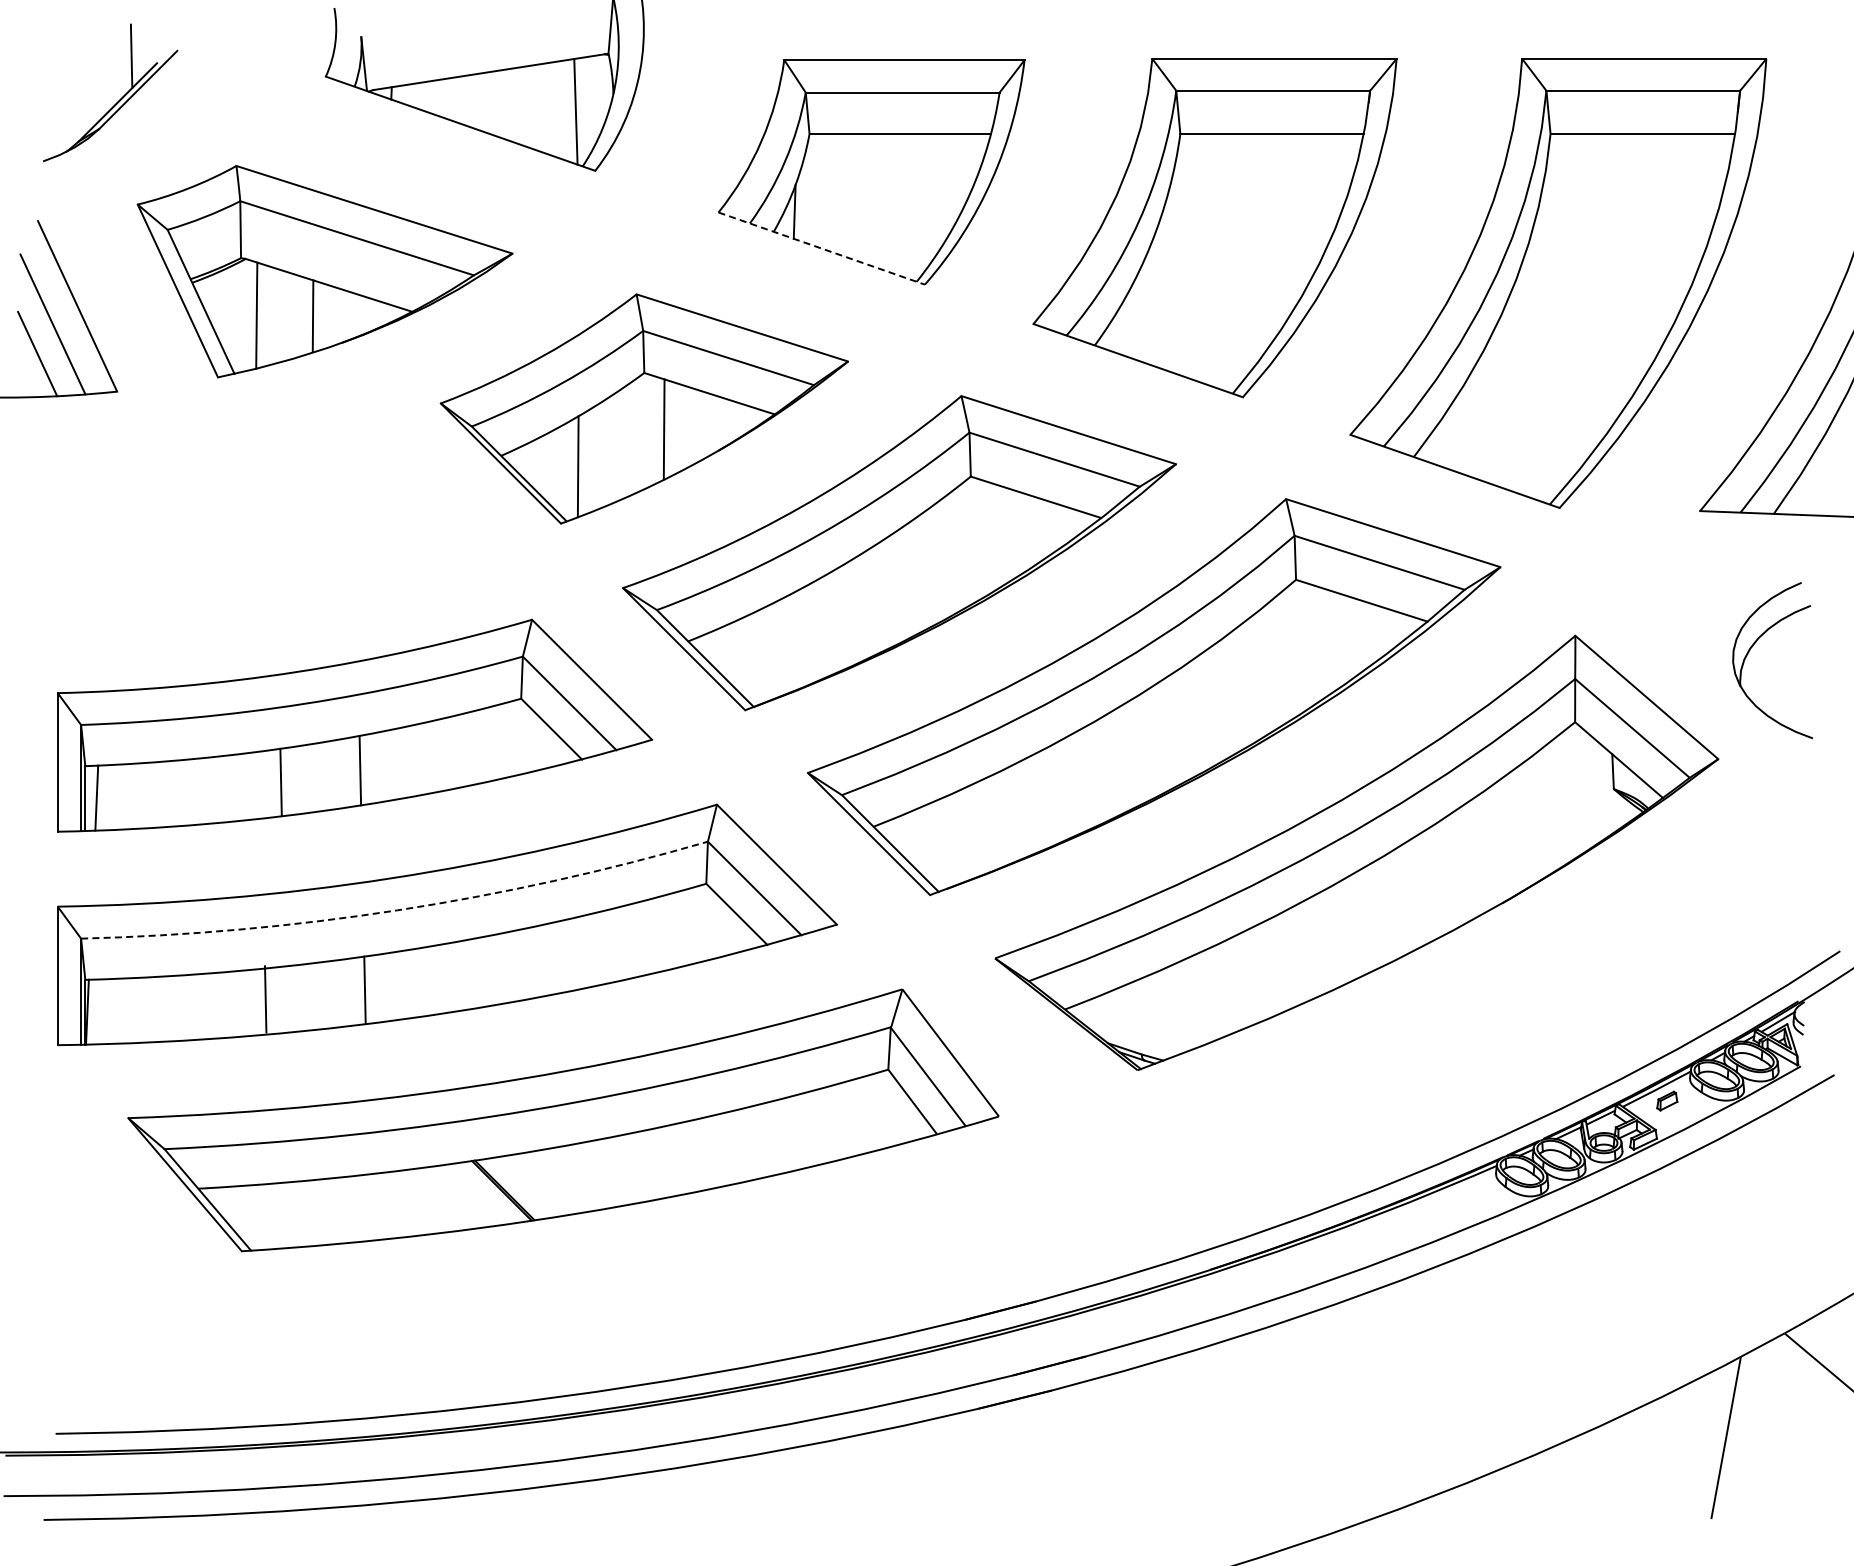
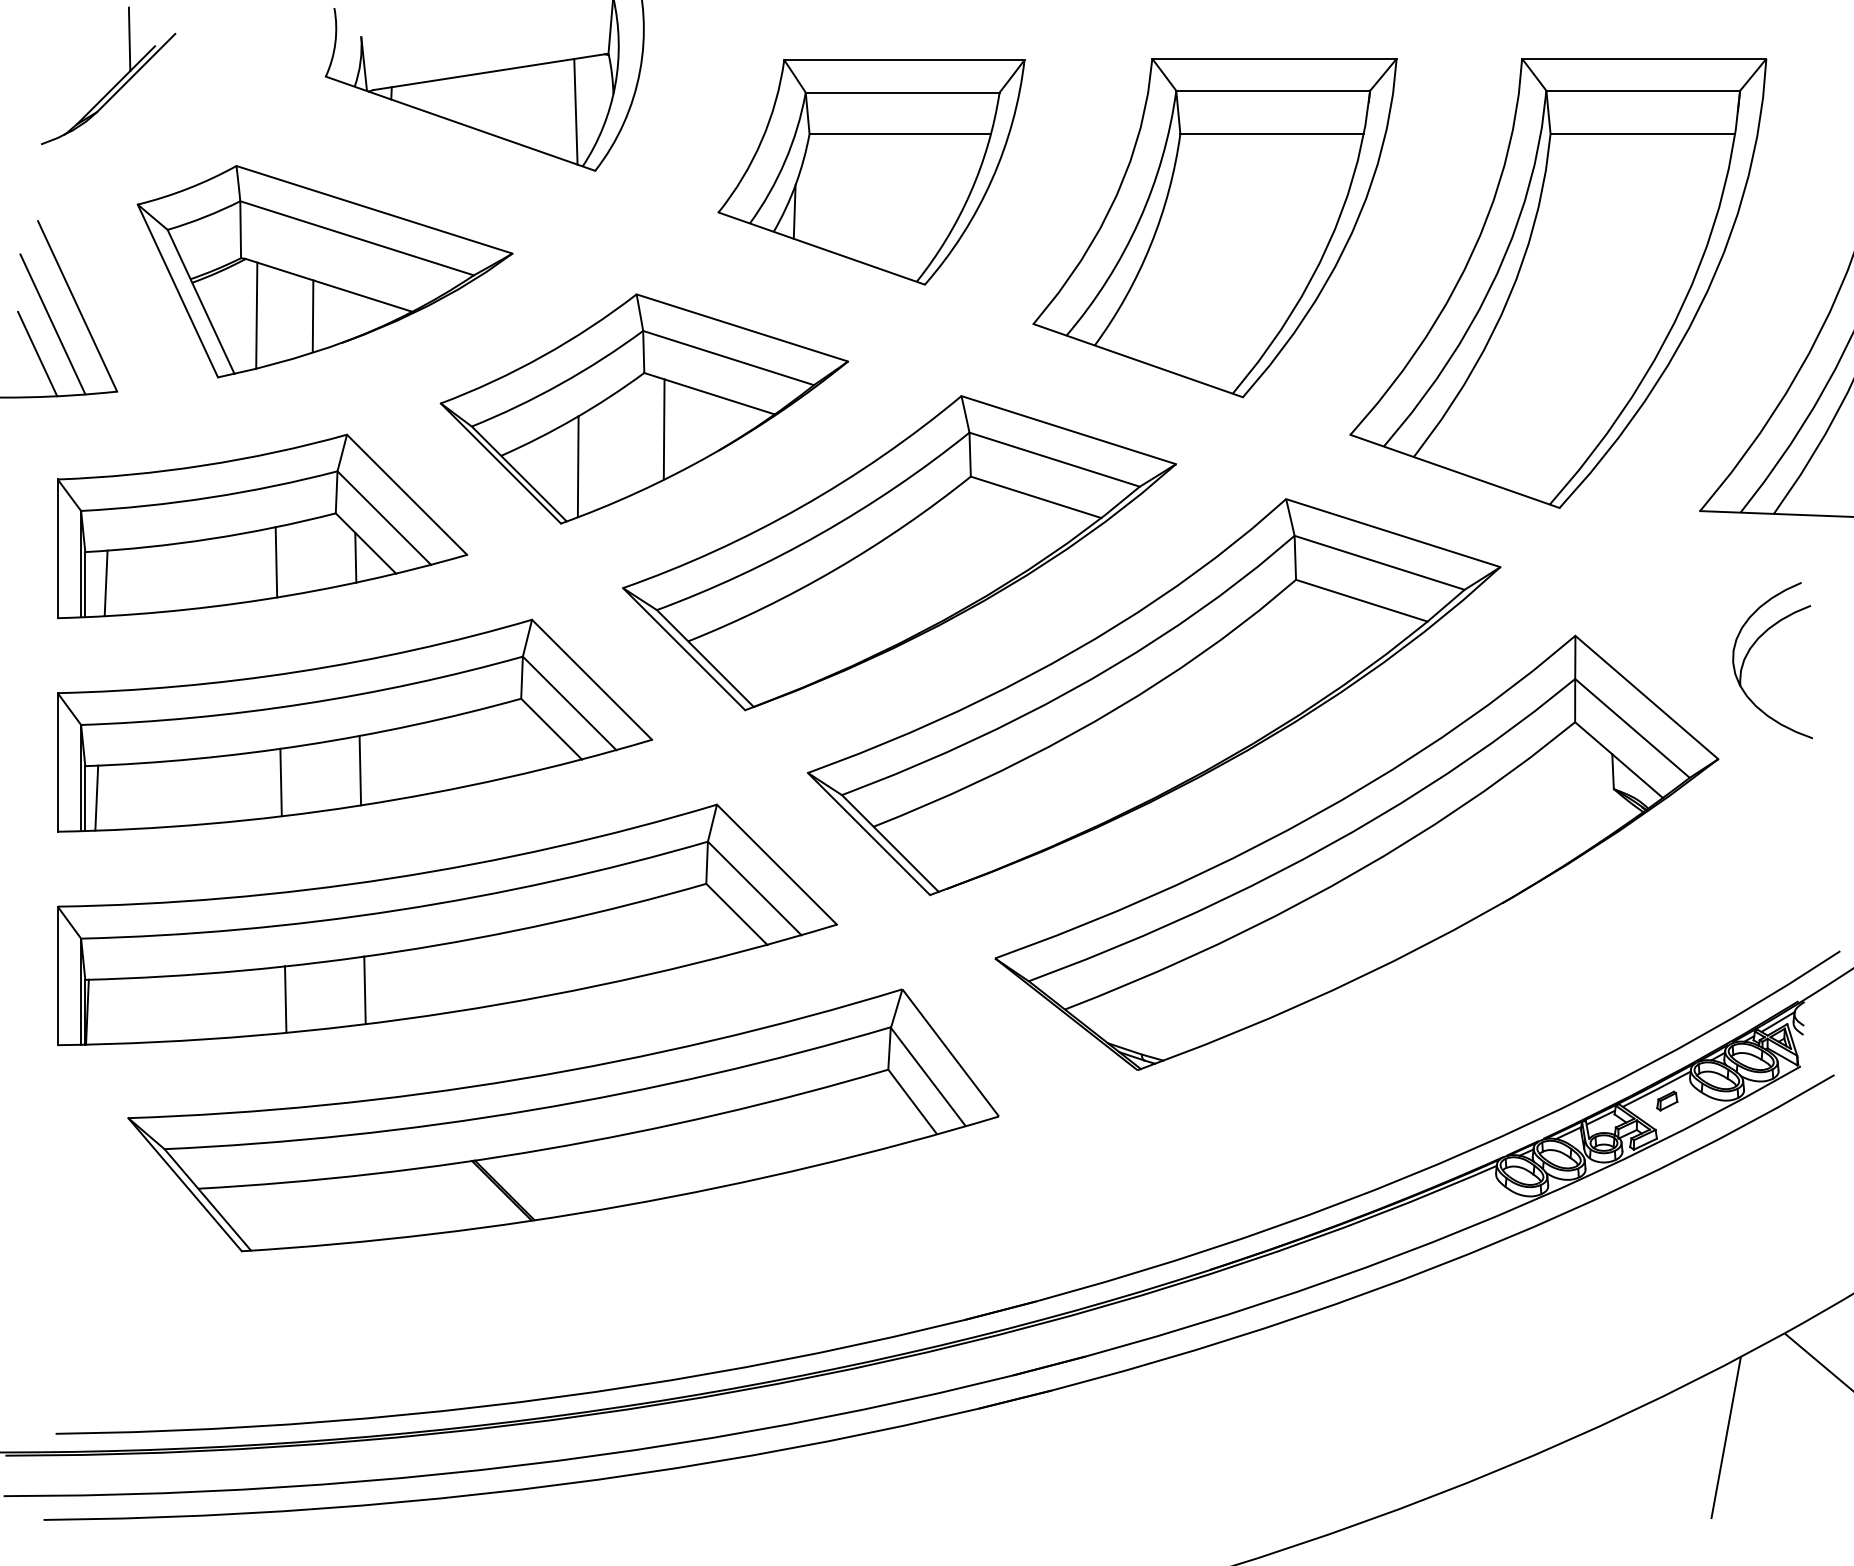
part position: (118, 100) -> (116, 83) (116, 83)
line: dashed -> solid (822, 248)
part: none -> present (262, 526)
arc: dashed -> solid (397, 910)
line position: (265, 999) -> (285, 999) (285, 999)
